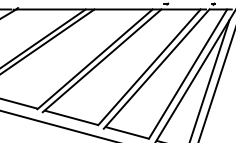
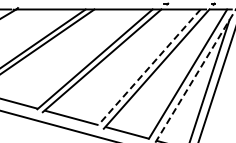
line: solid -> dashed (149, 67)
line: solid -> dashed (195, 75)
